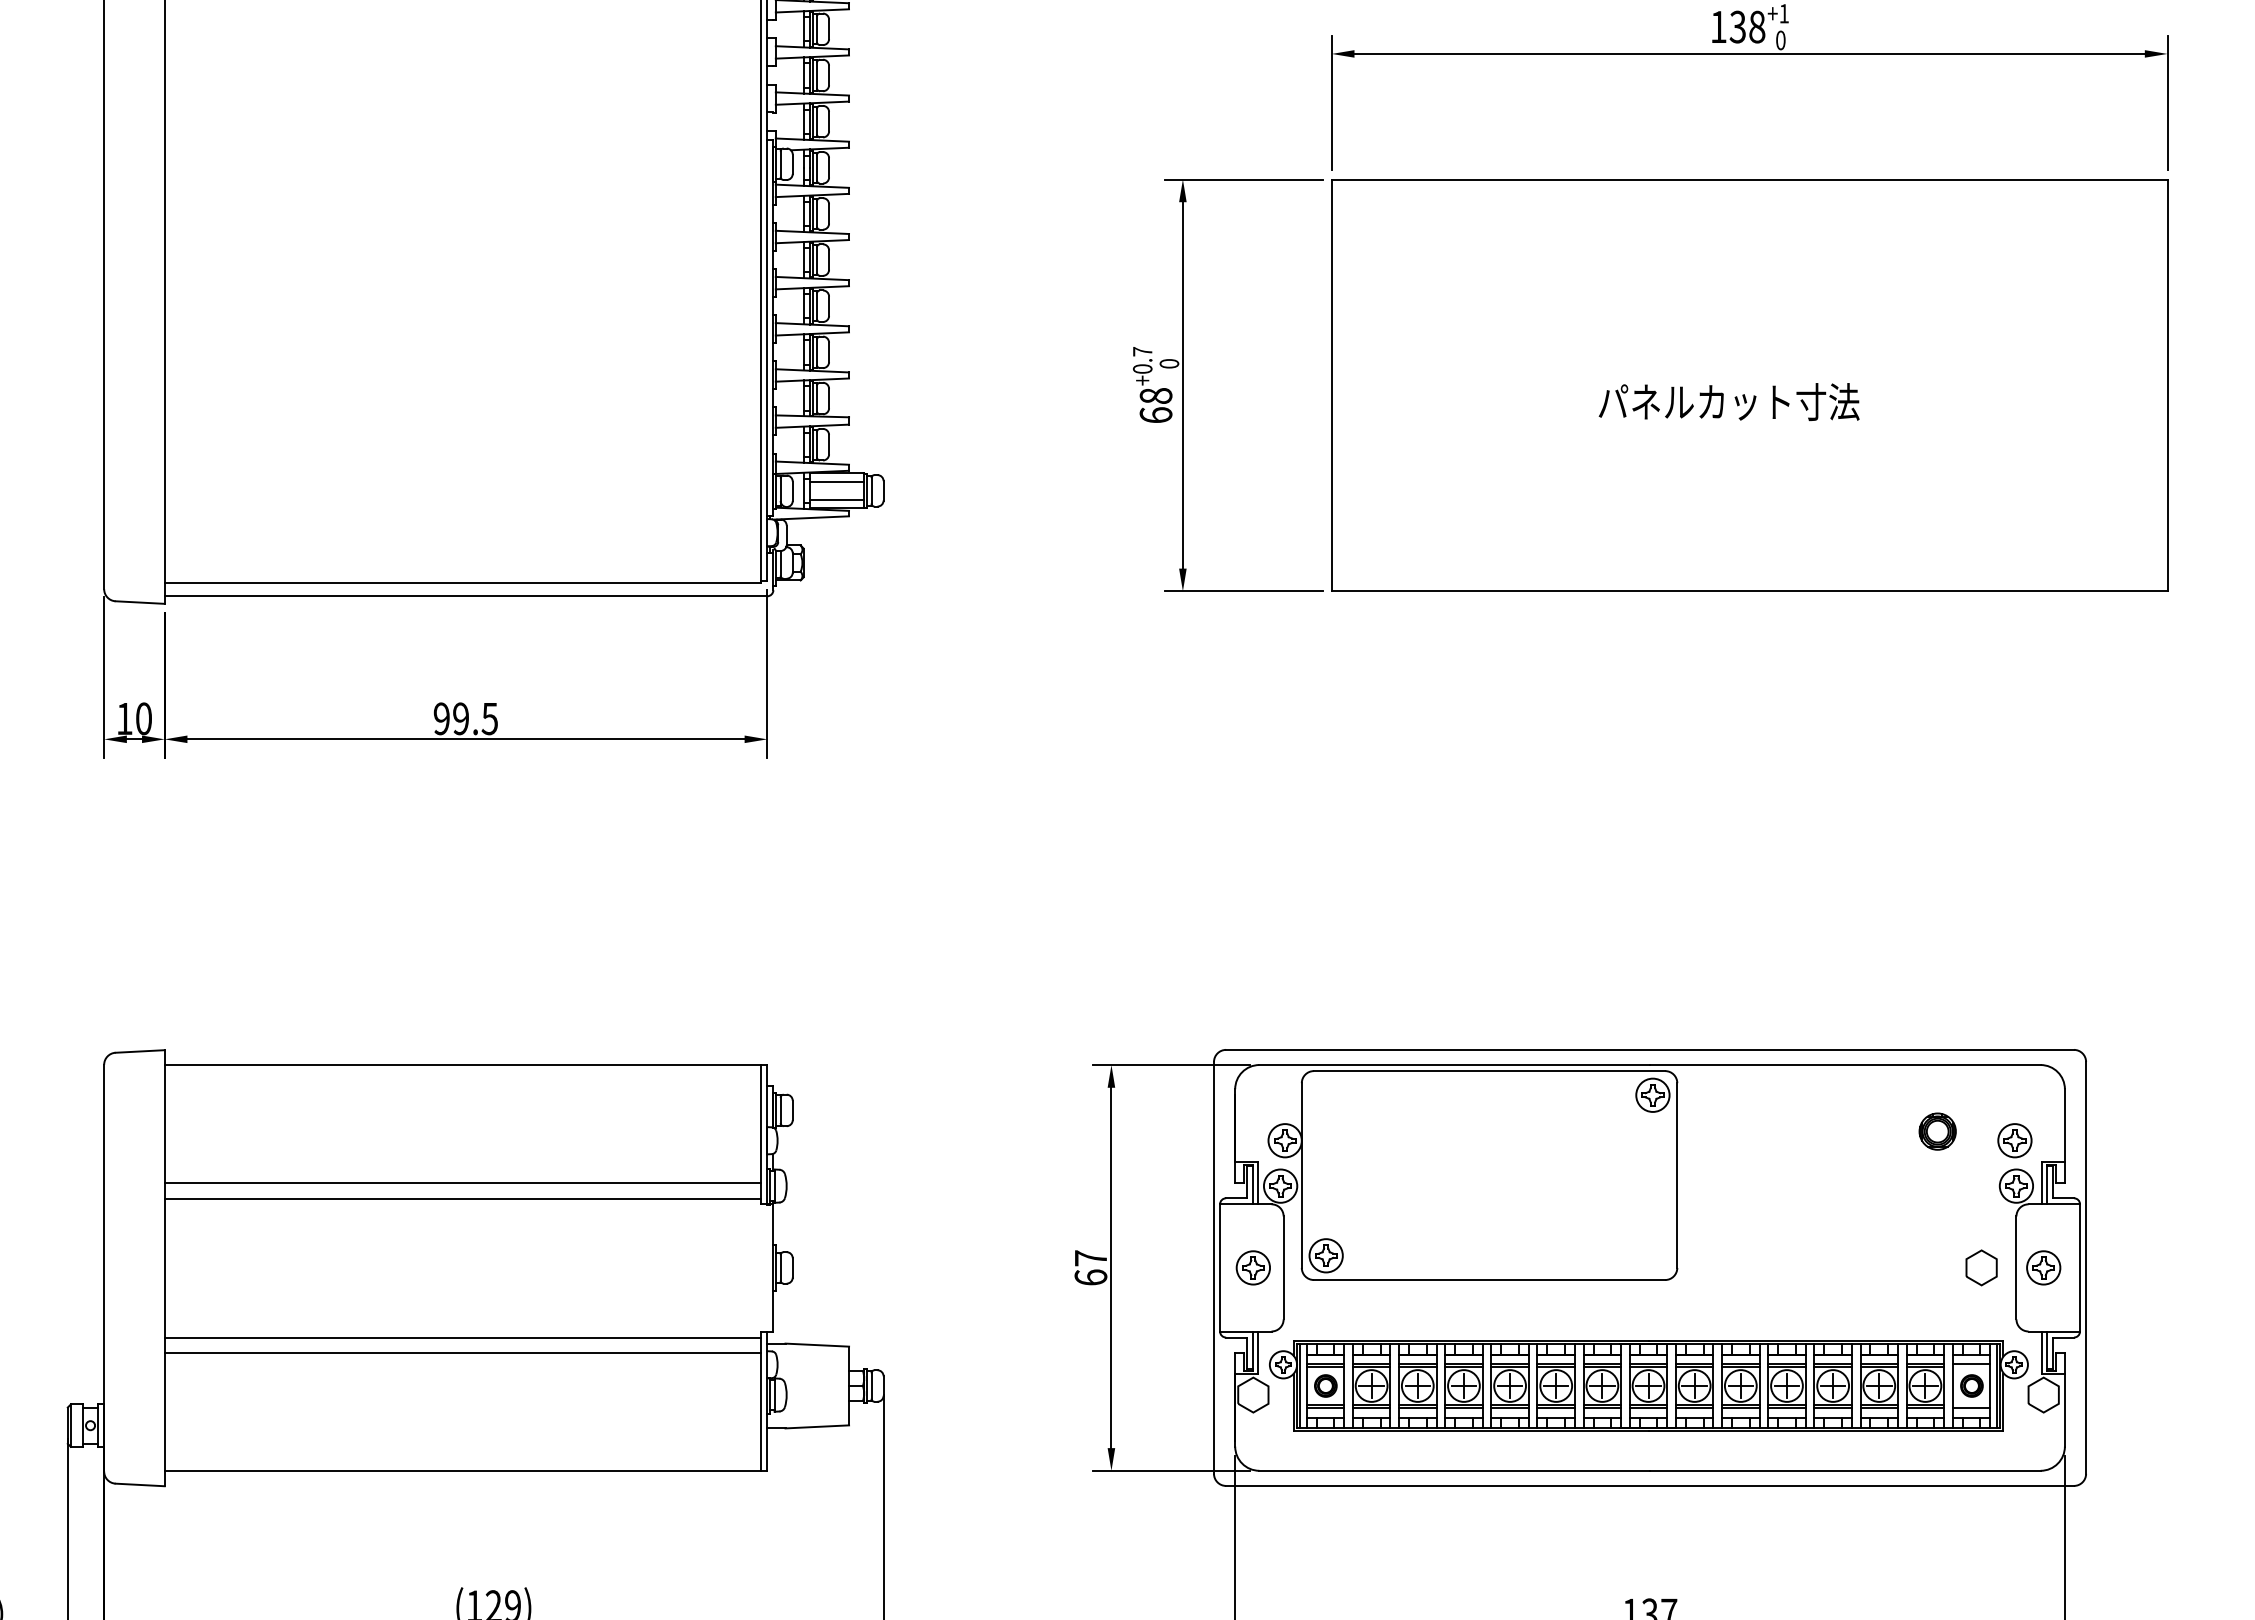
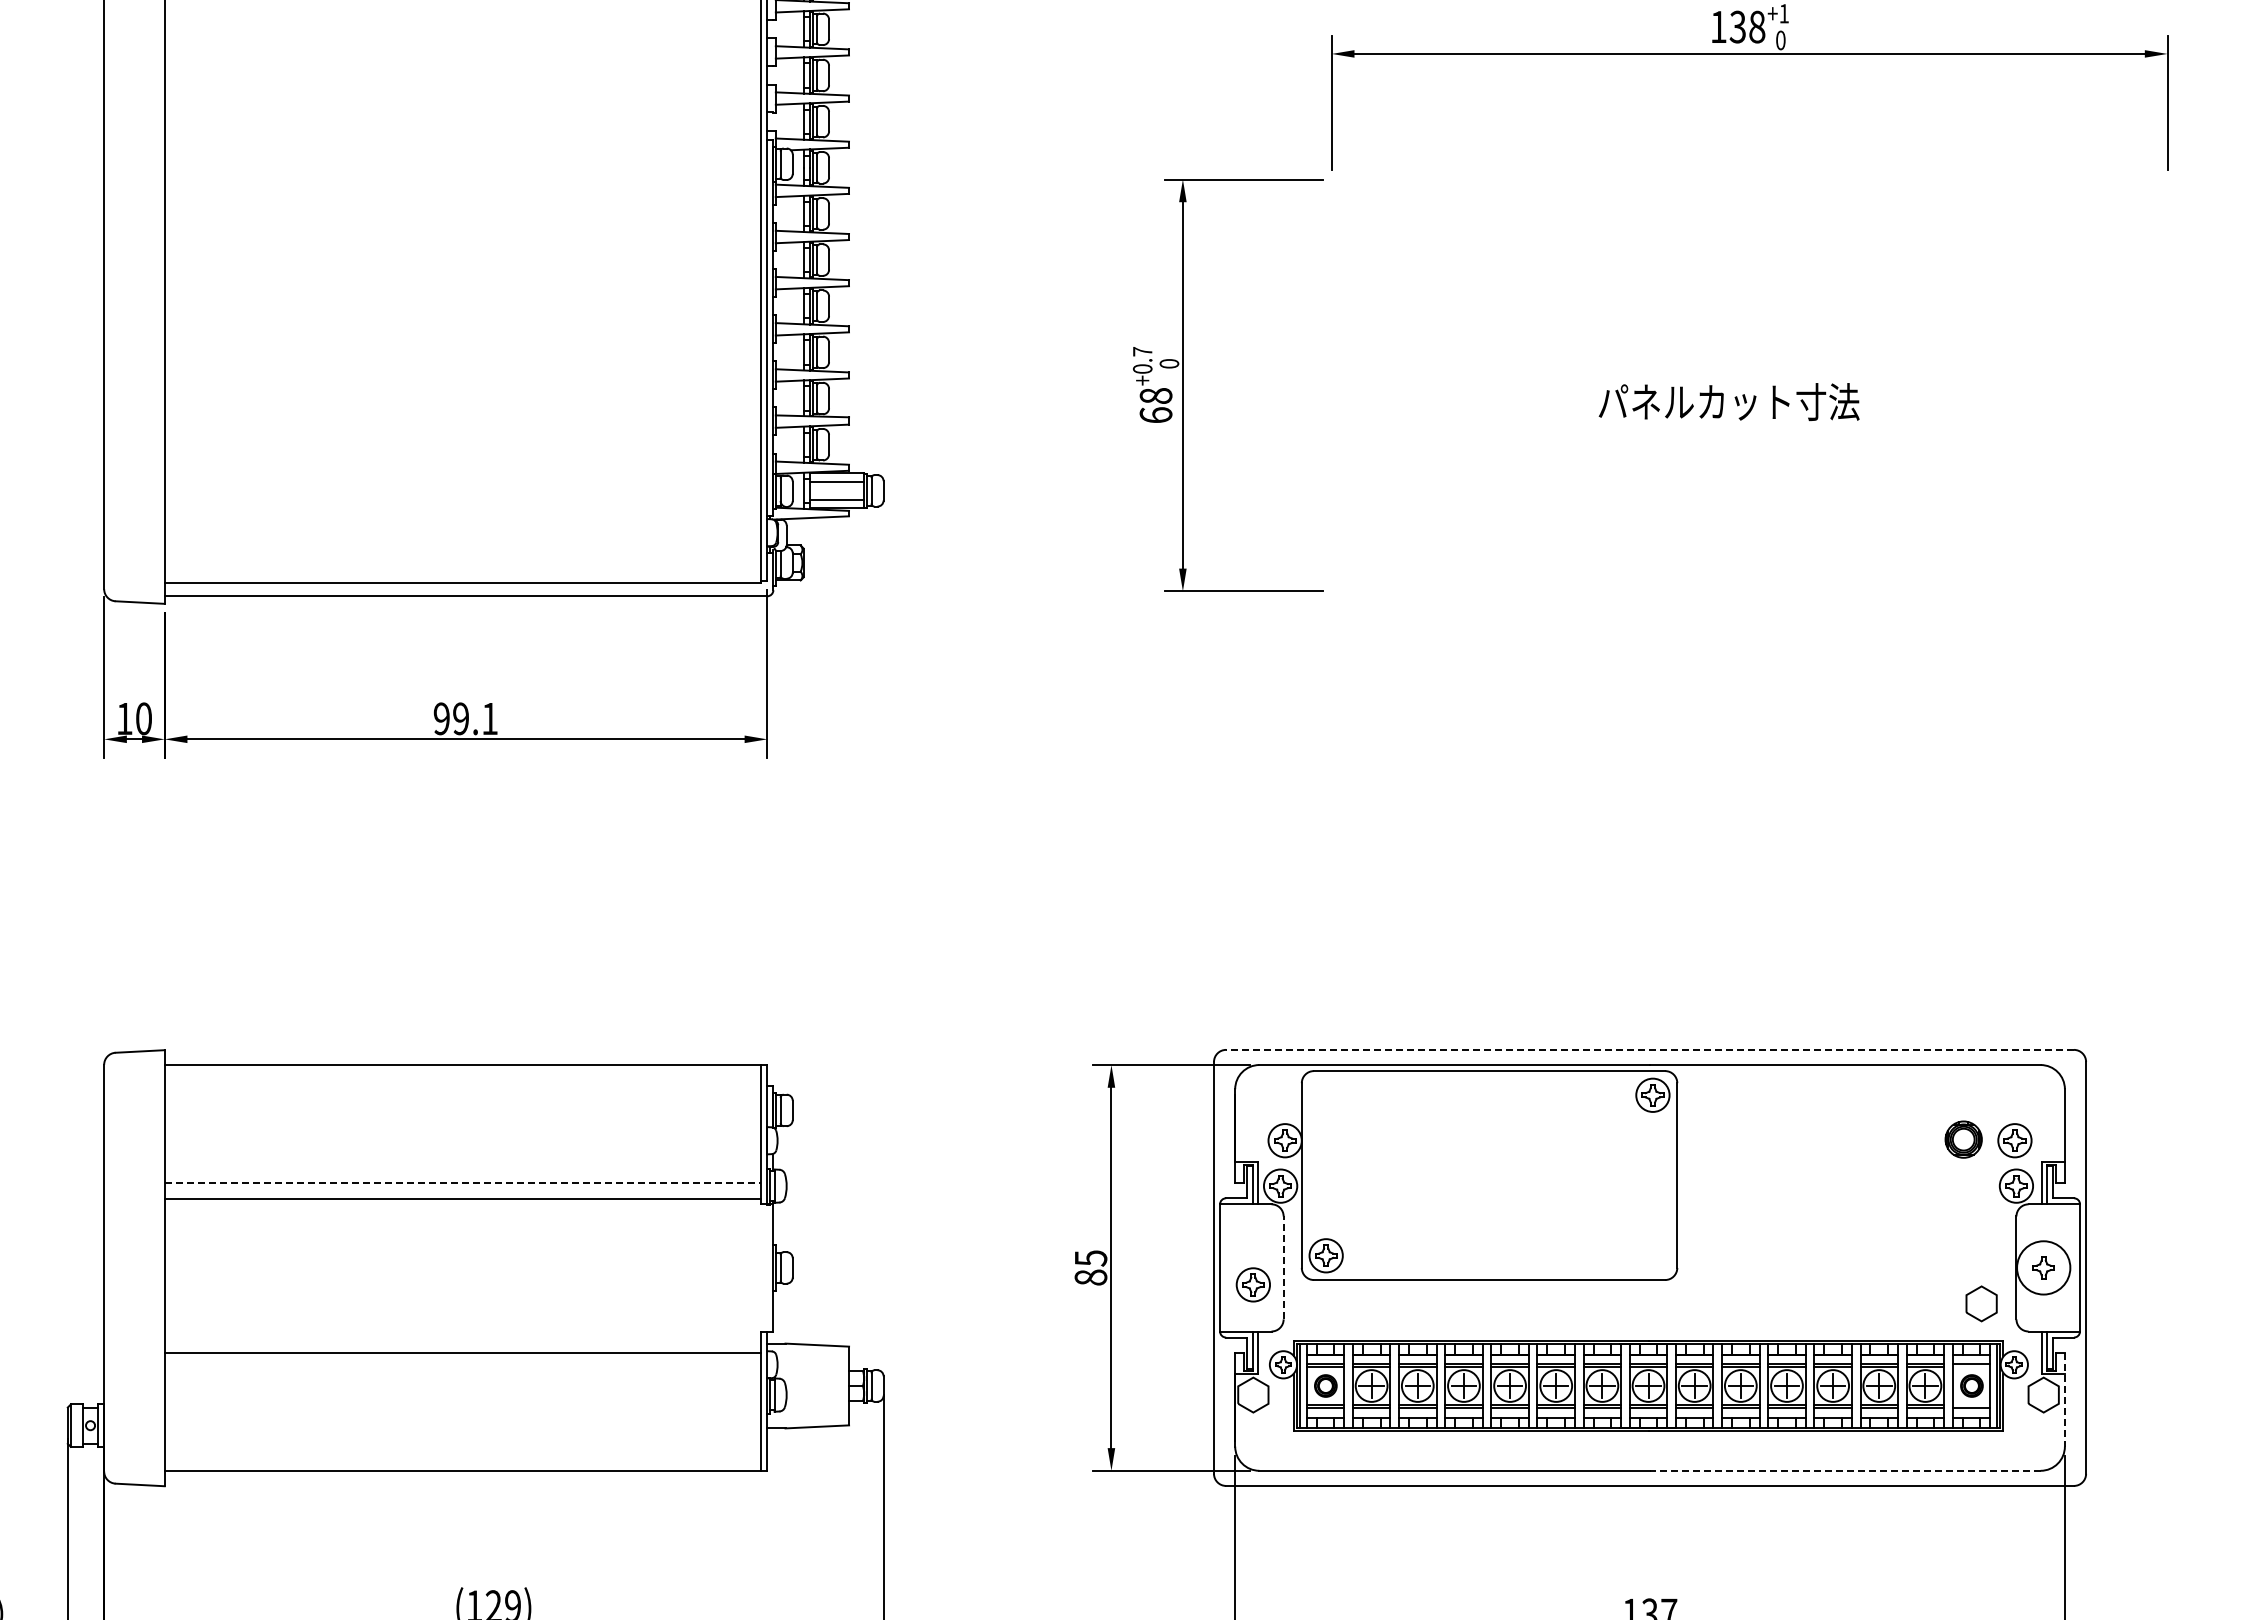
part: present -> none (1749, 385)
text: 99.5 -> 99.1 (489, 719)
line: solid -> dashed (1650, 1049)
part position: (1937, 1131) -> (1963, 1139) (1963, 1139)
line: solid -> dashed (463, 1183)
text: 67 -> 85 (1090, 1267)
part position: (1252, 1267) -> (1252, 1284) (1252, 1284)
line: solid -> dashed (1283, 1267)
part position: (1981, 1267) -> (1981, 1303) (1981, 1303)
circle diameter: 33 px -> 53 px (2043, 1267)
line: present -> none (462, 1337)
line: solid -> dashed (2064, 1399)
line: solid -> dashed (1844, 1470)
